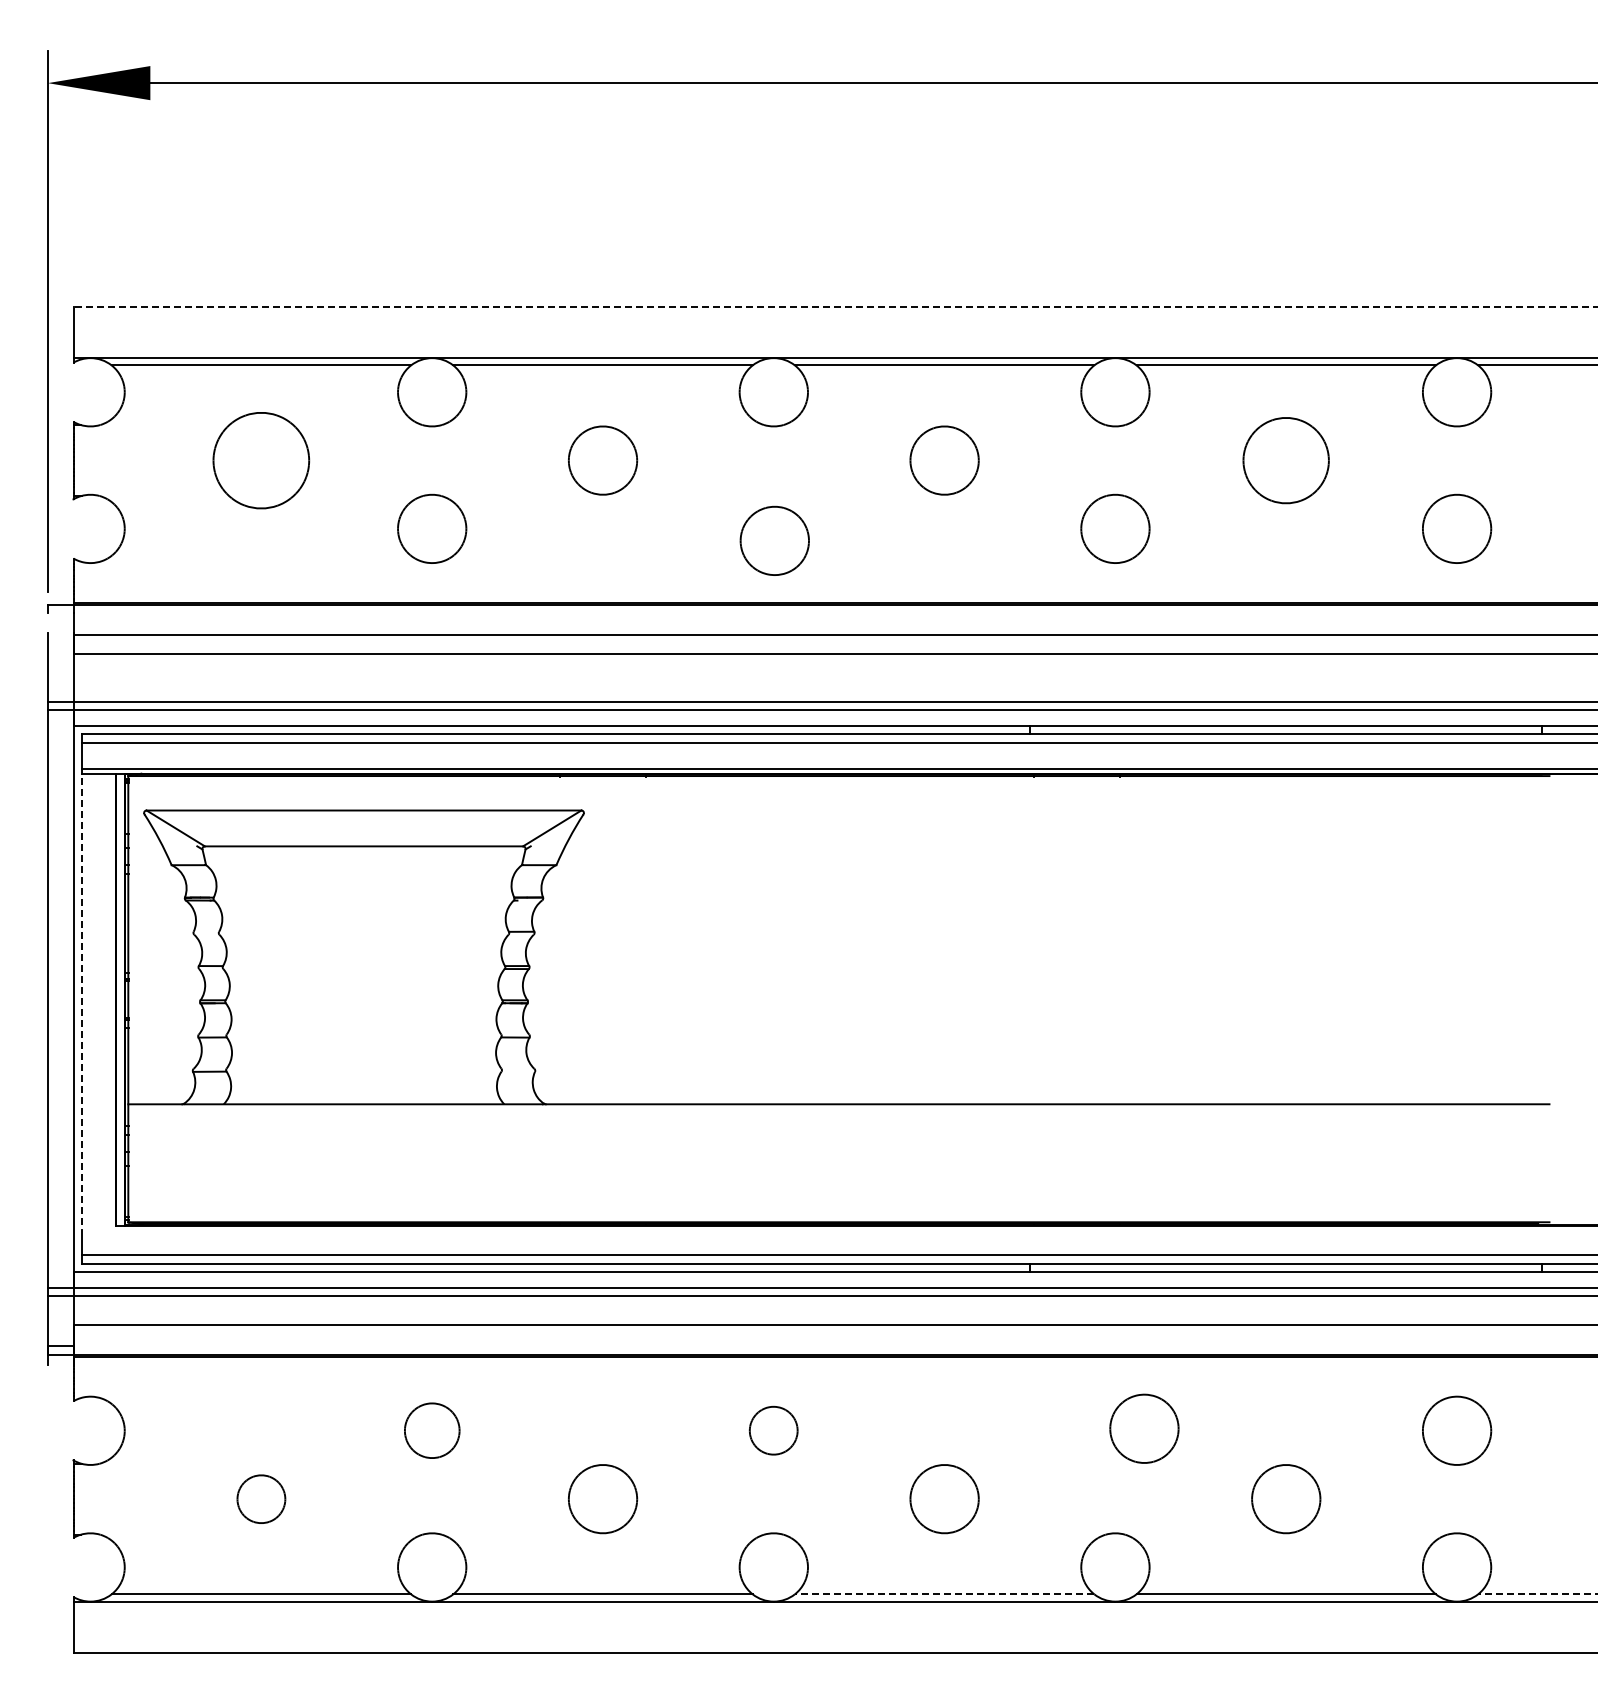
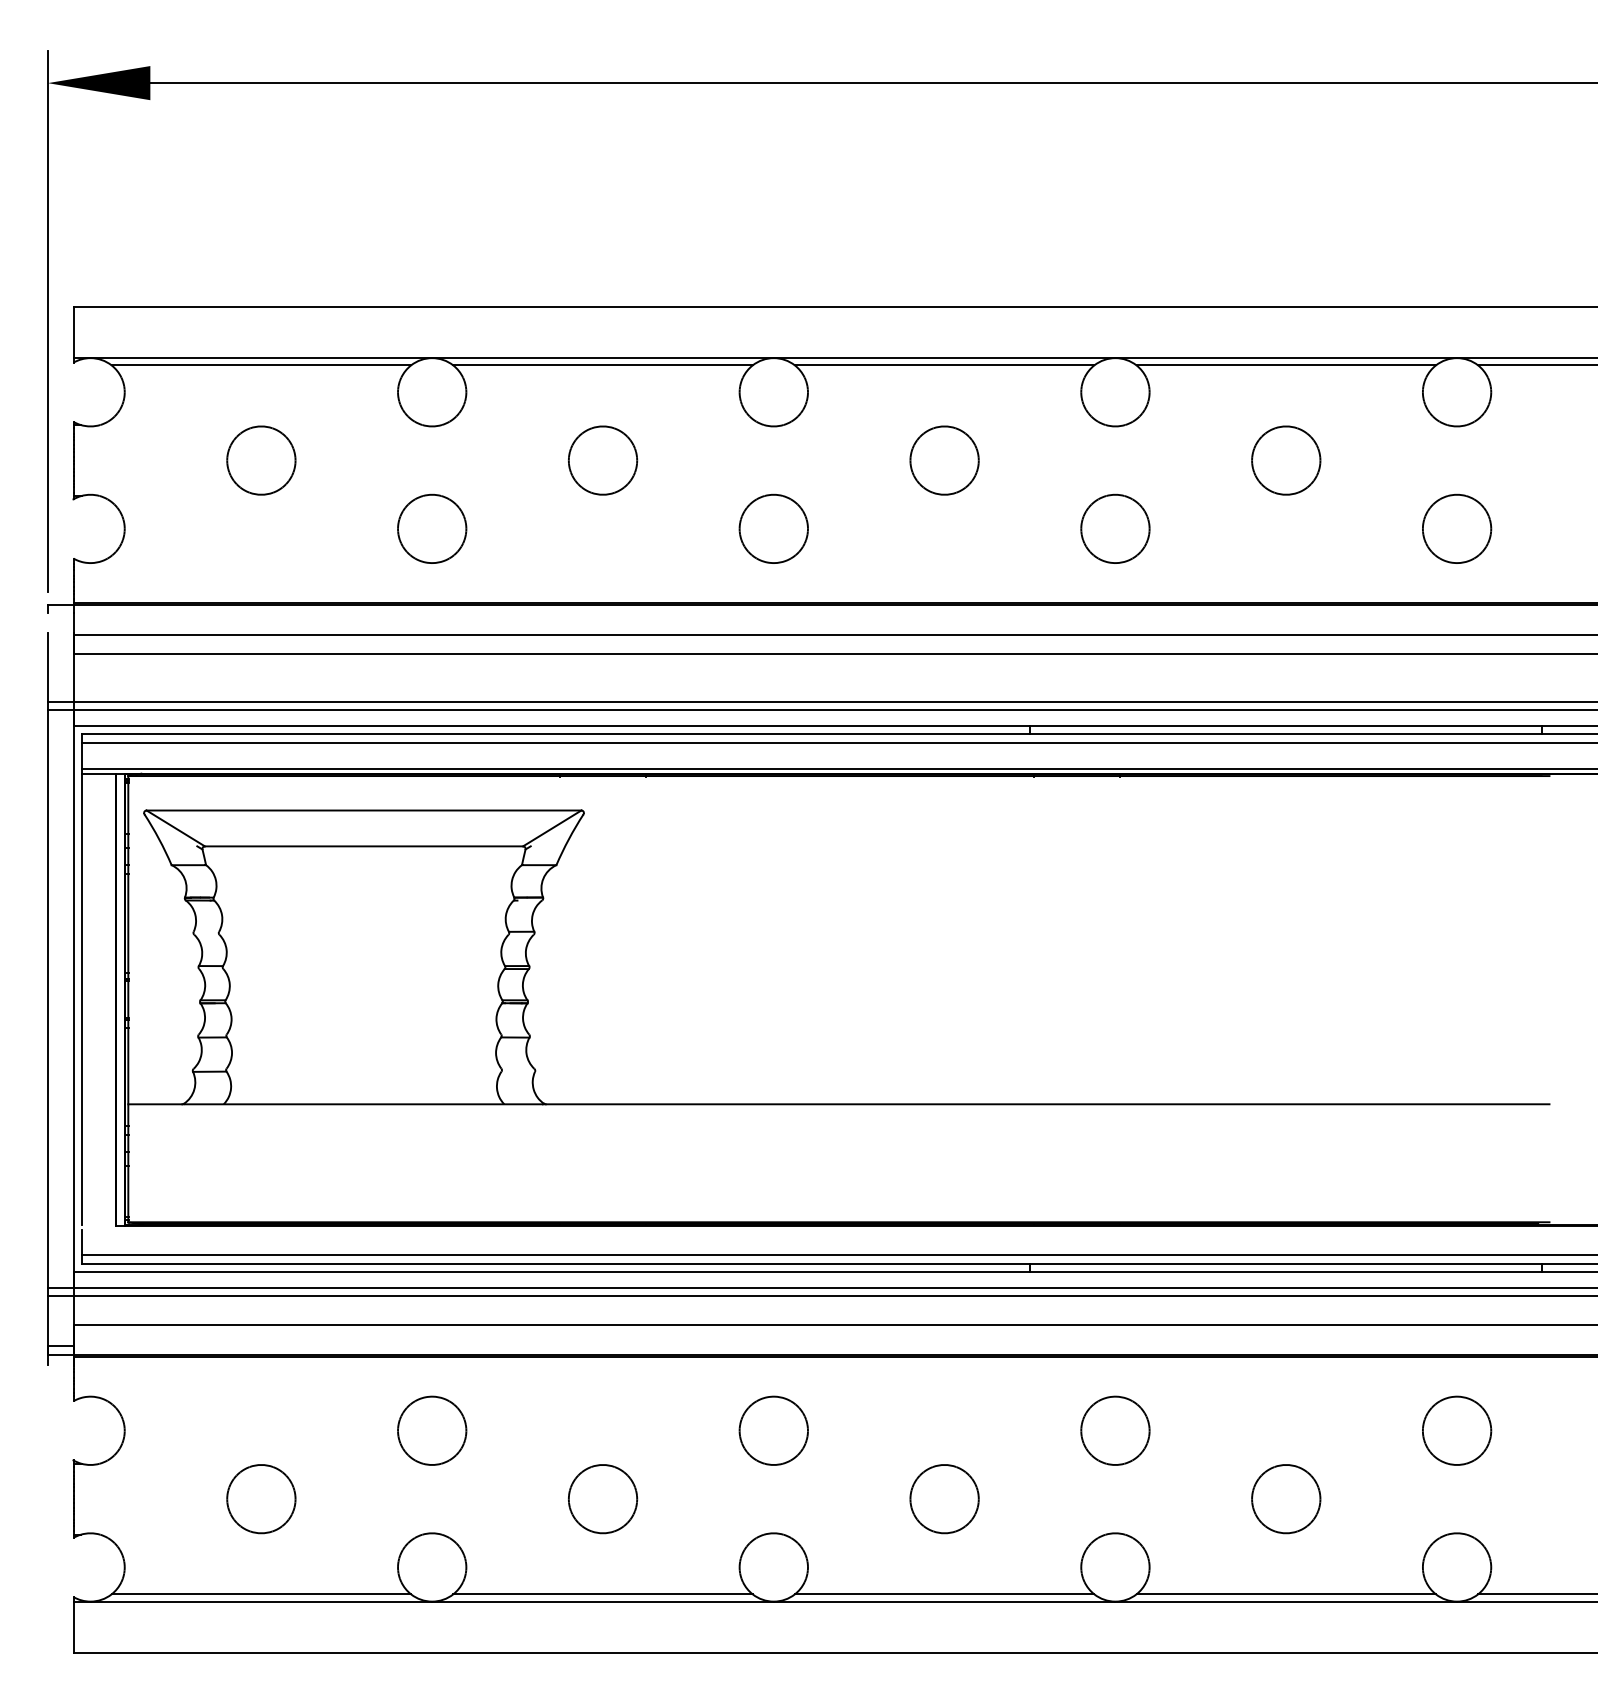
line: dashed -> solid (835, 306)
part size: 99x98 px -> 71x71 px (261, 460)
part size: 88x88 px -> 71x71 px (1286, 460)
part position: (774, 540) -> (773, 528) (773, 528)
line: dashed -> solid (82, 998)
part position: (1144, 1428) -> (1115, 1430) (1115, 1430)
part size: 57x57 px -> 71x71 px (432, 1430)
part size: 51x51 px -> 71x71 px (773, 1430)
part size: 51x50 px -> 71x71 px (261, 1499)
line: dashed -> solid (944, 1594)
line: dashed -> solid (1538, 1594)
